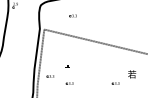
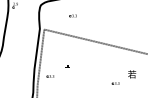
part: present -> none (69, 83)
